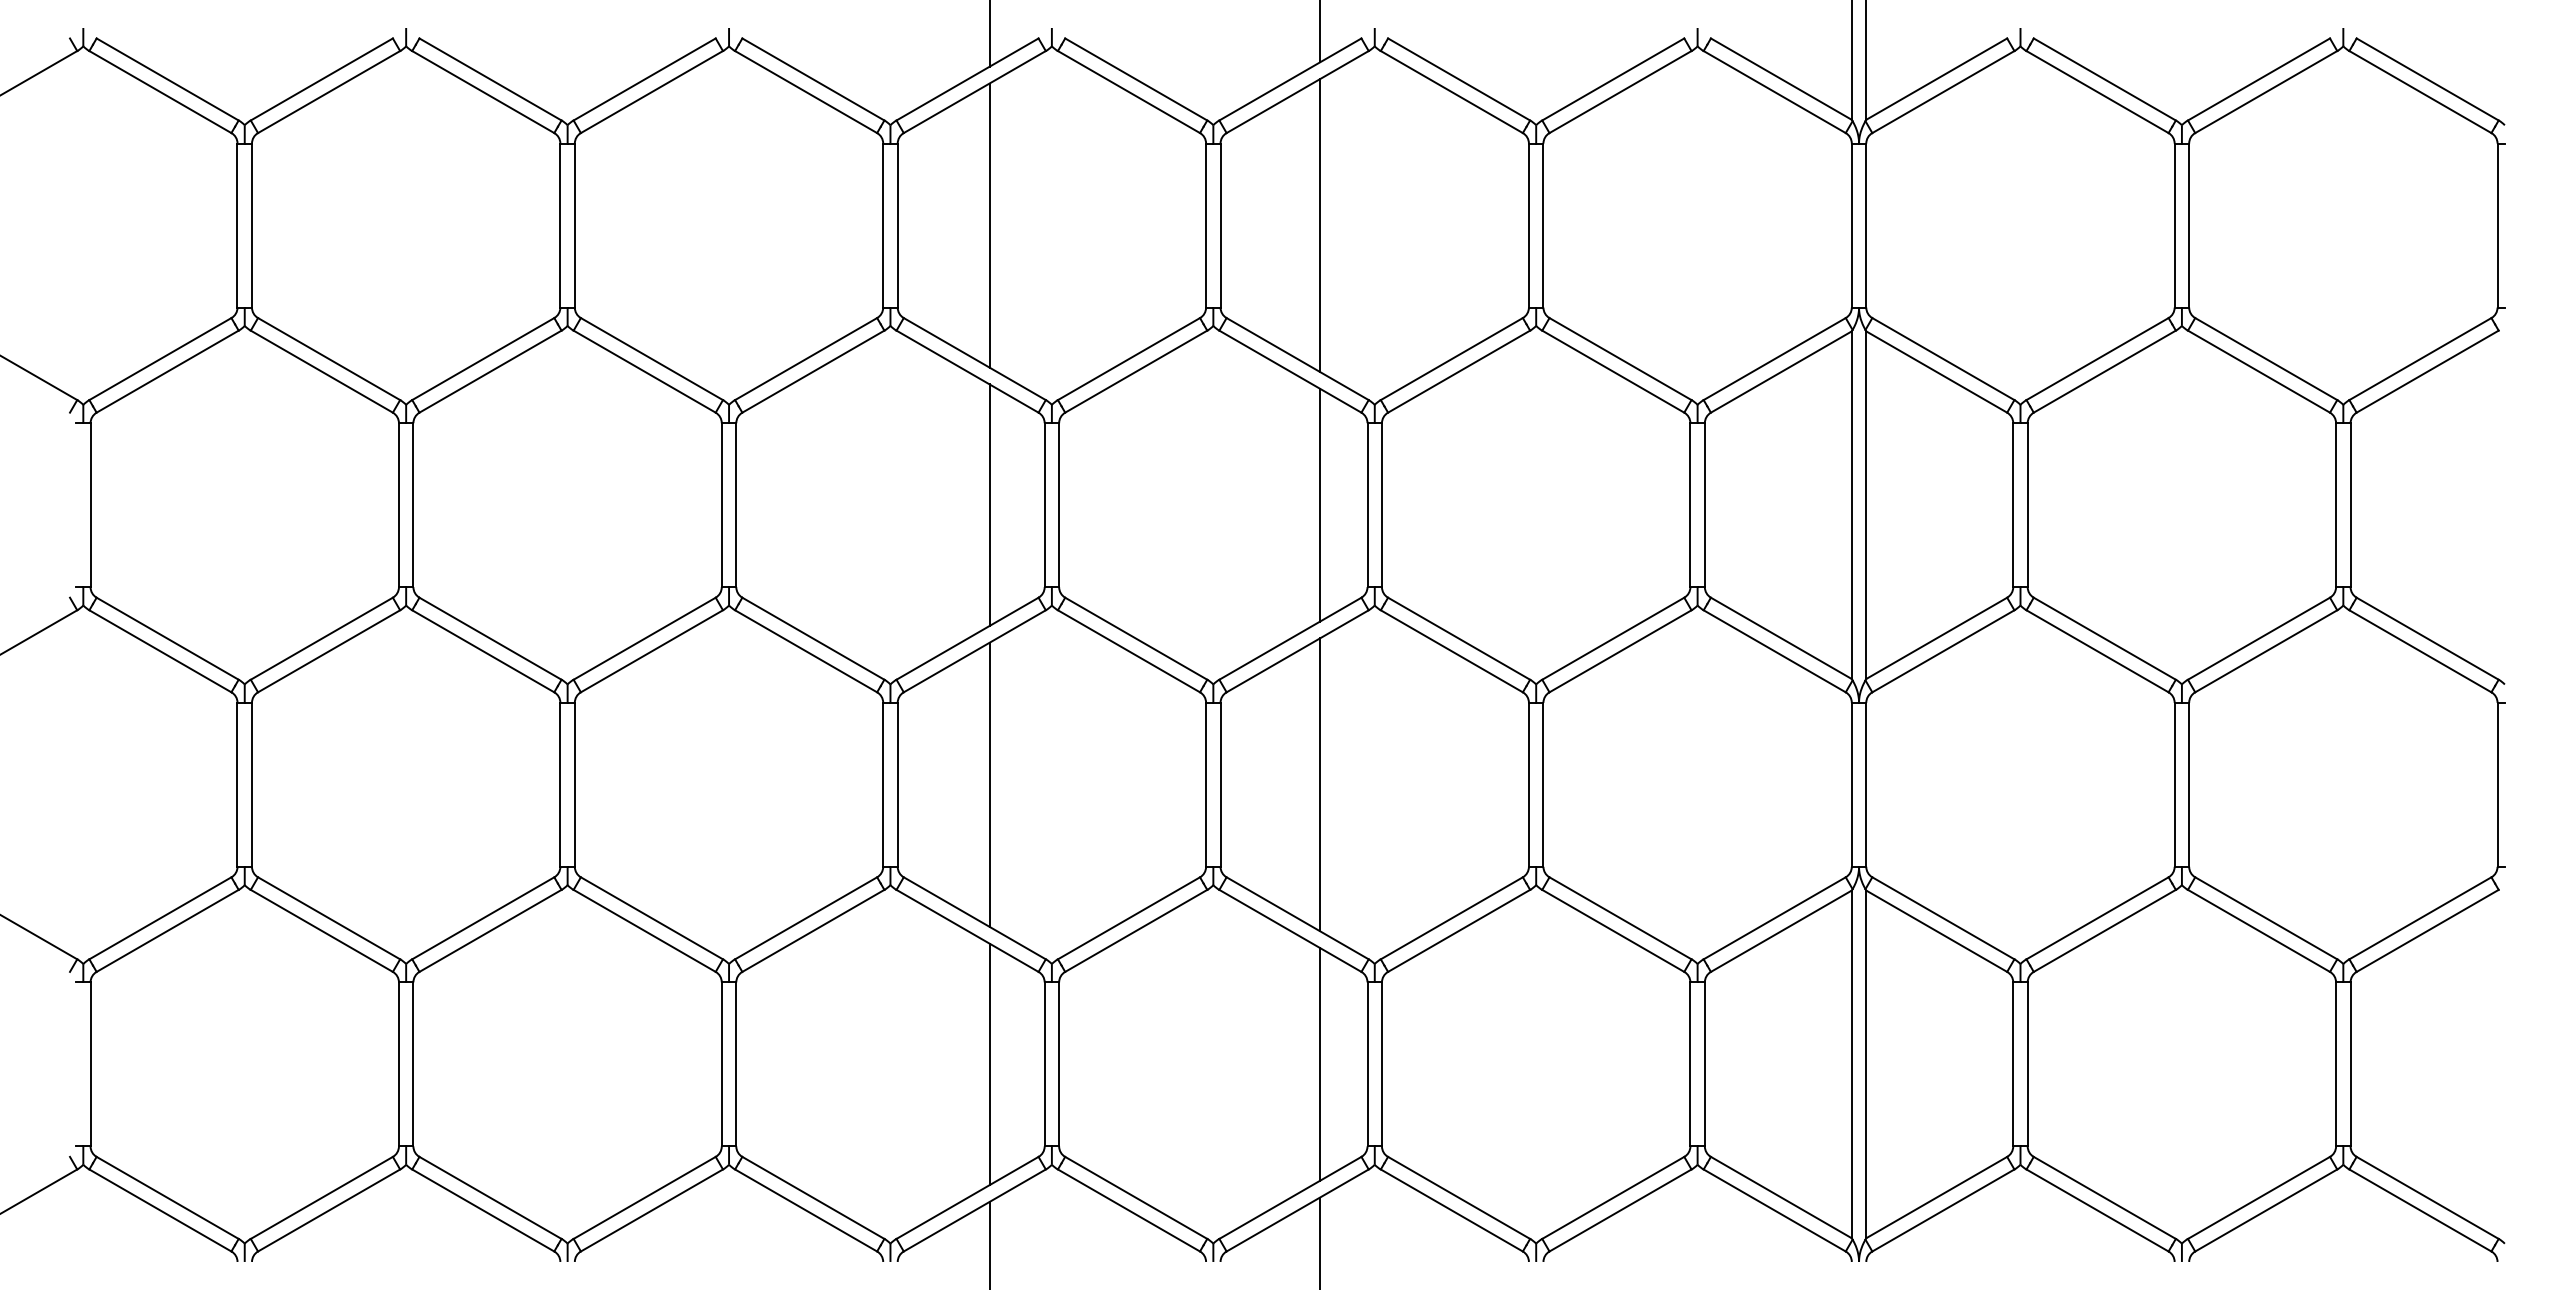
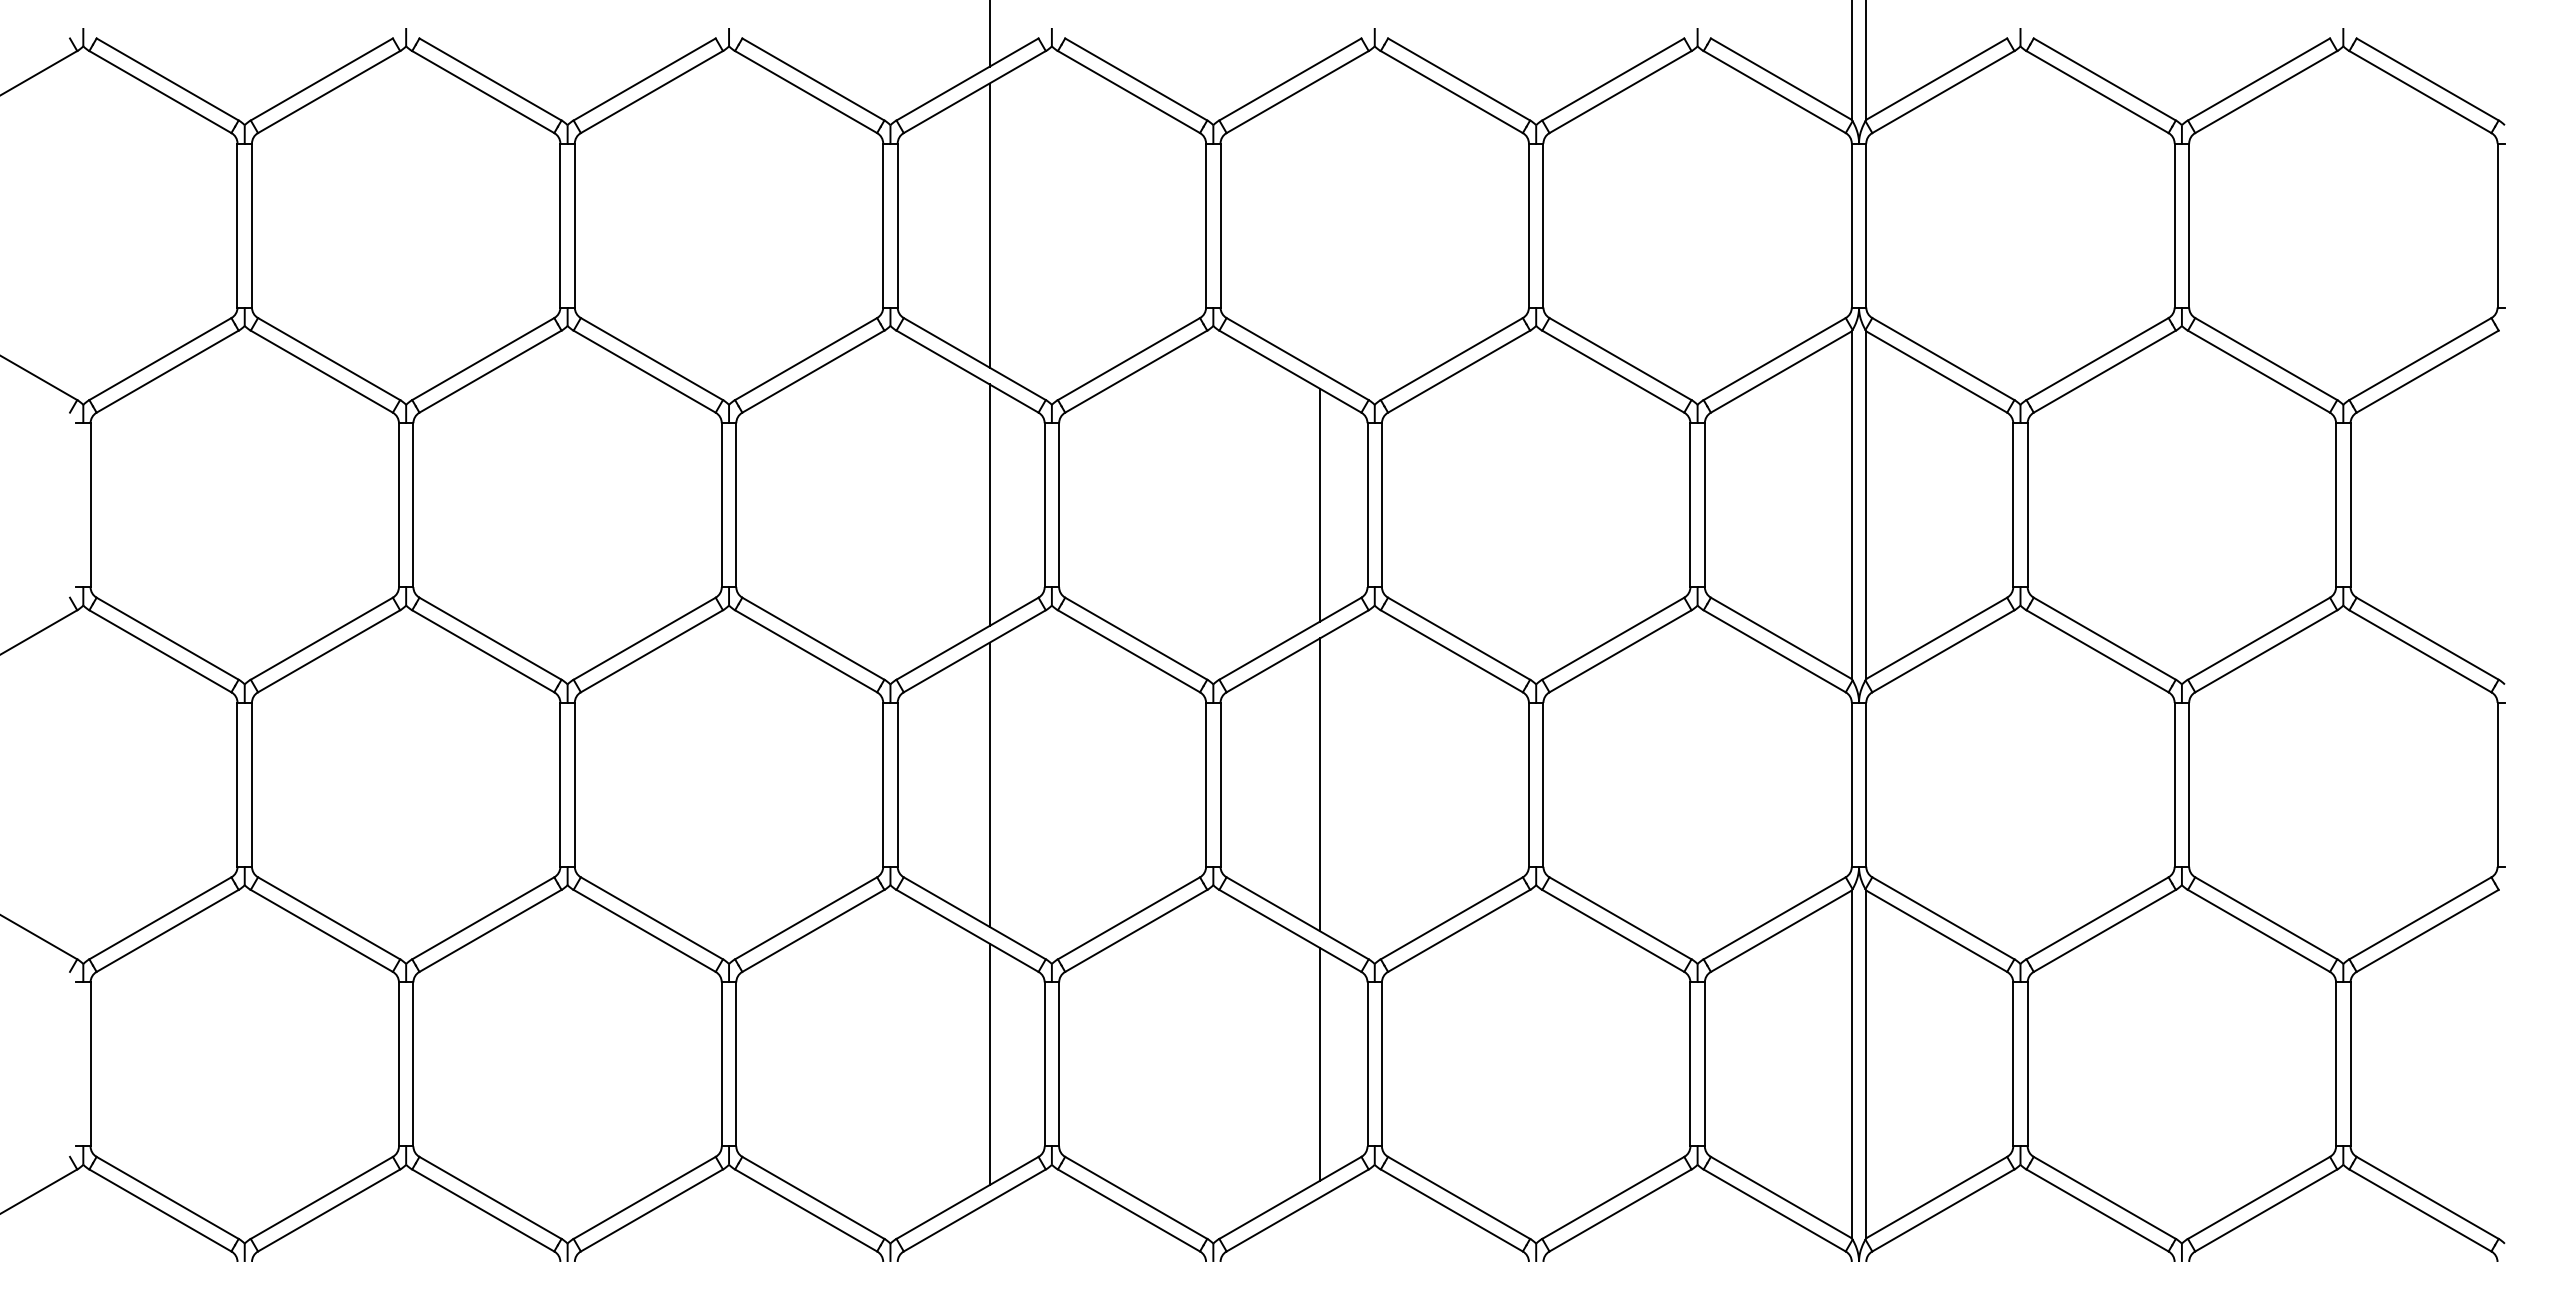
line: present -> none (1320, 32)
line: present -> none (1320, 225)
line: present -> none (1320, 1241)
line: present -> none (989, 1243)
